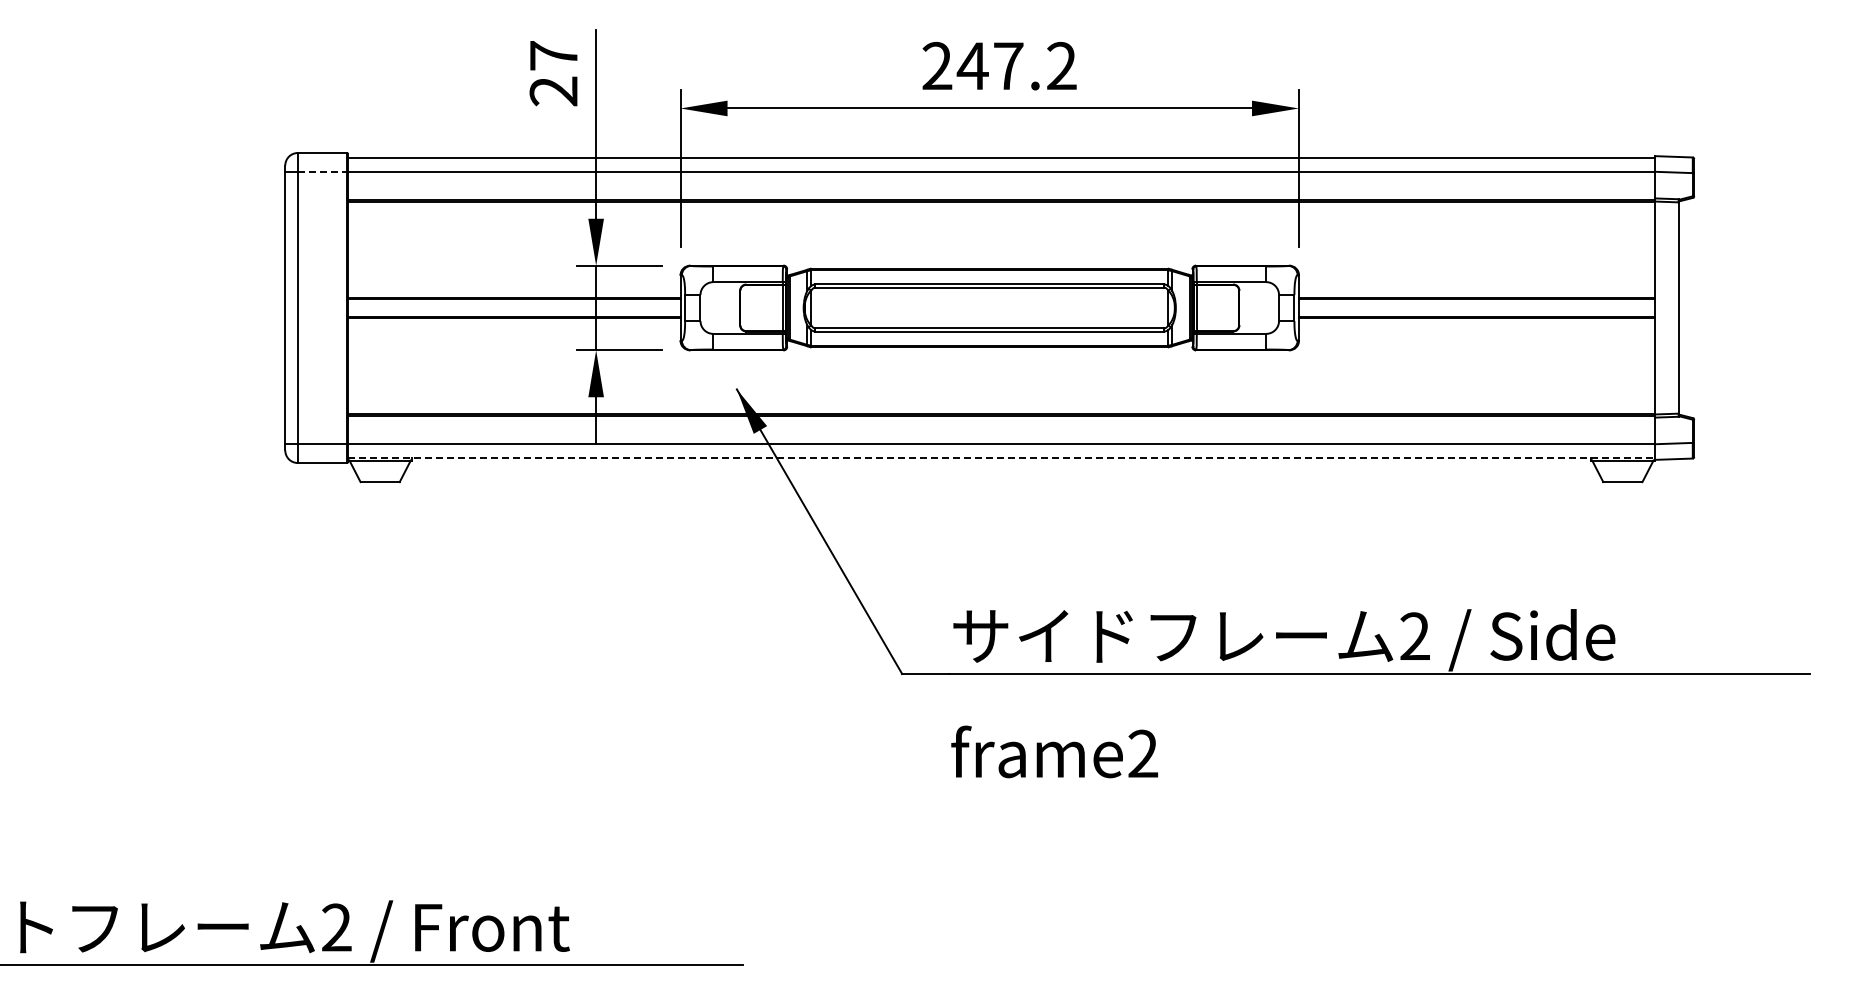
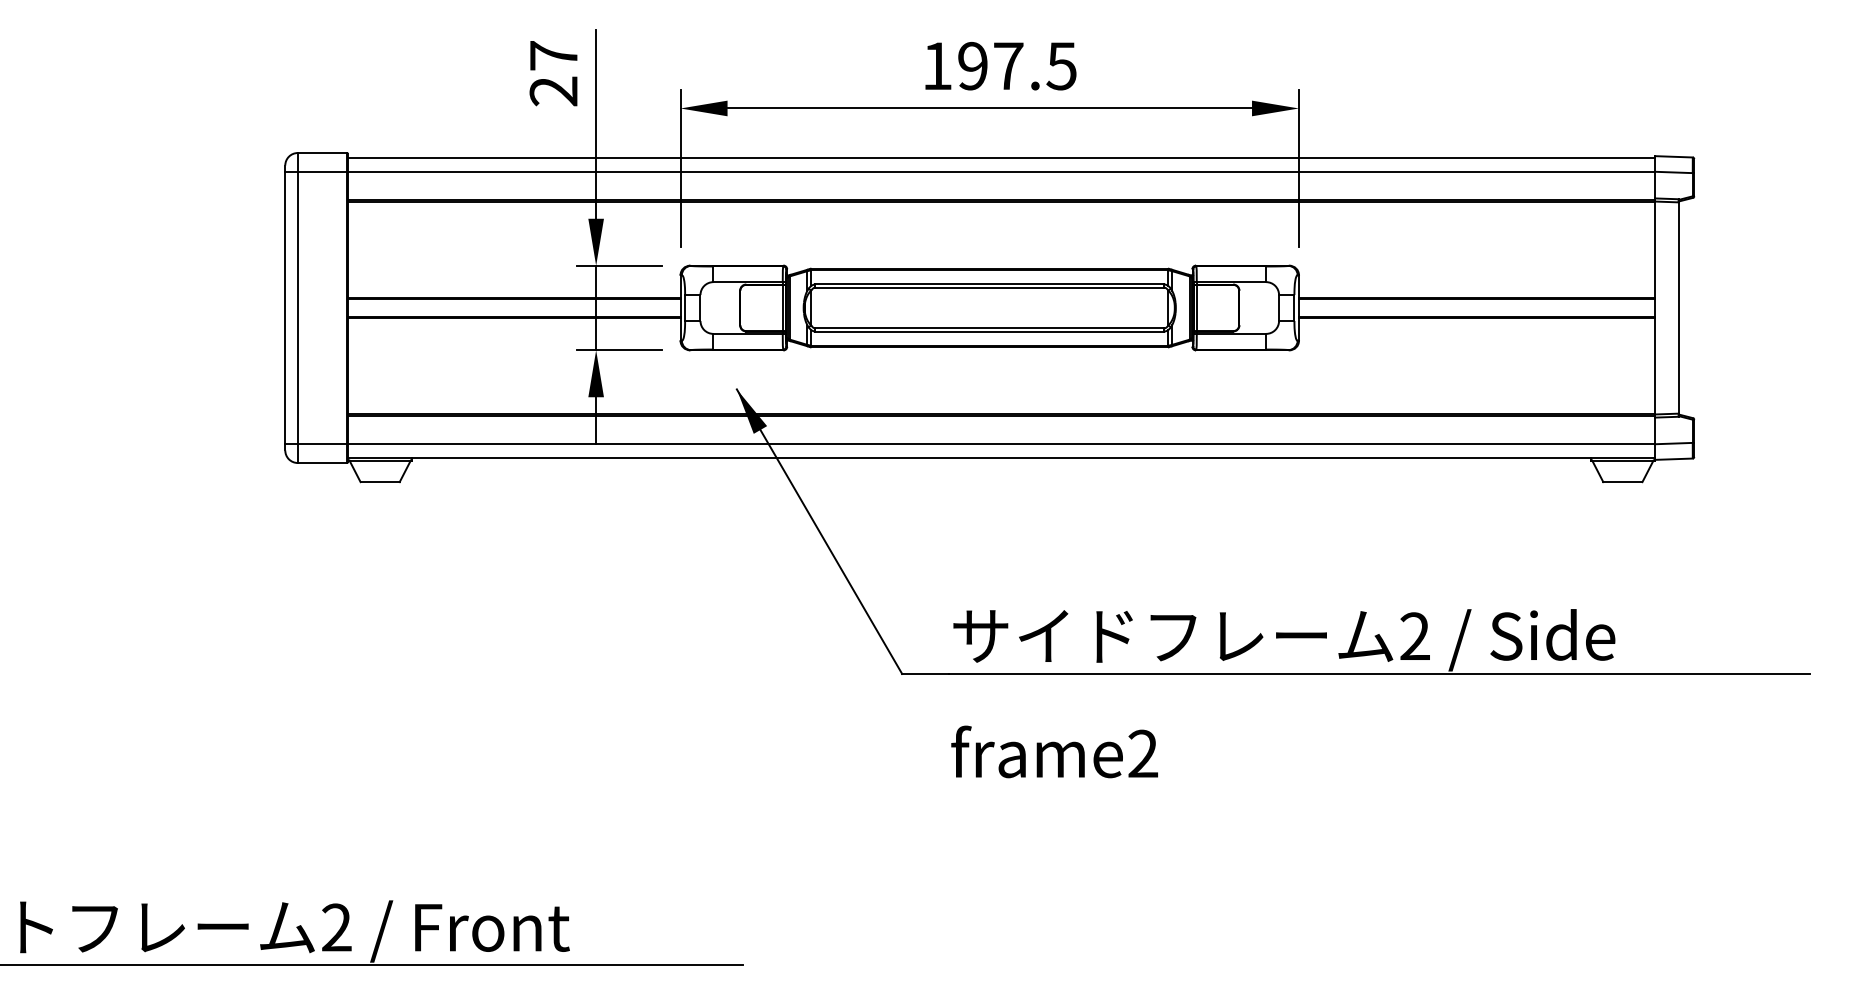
text: 247.2 -> 197.5 (999, 65)
line: dashed -> solid (322, 171)
line: dashed -> solid (1001, 458)
